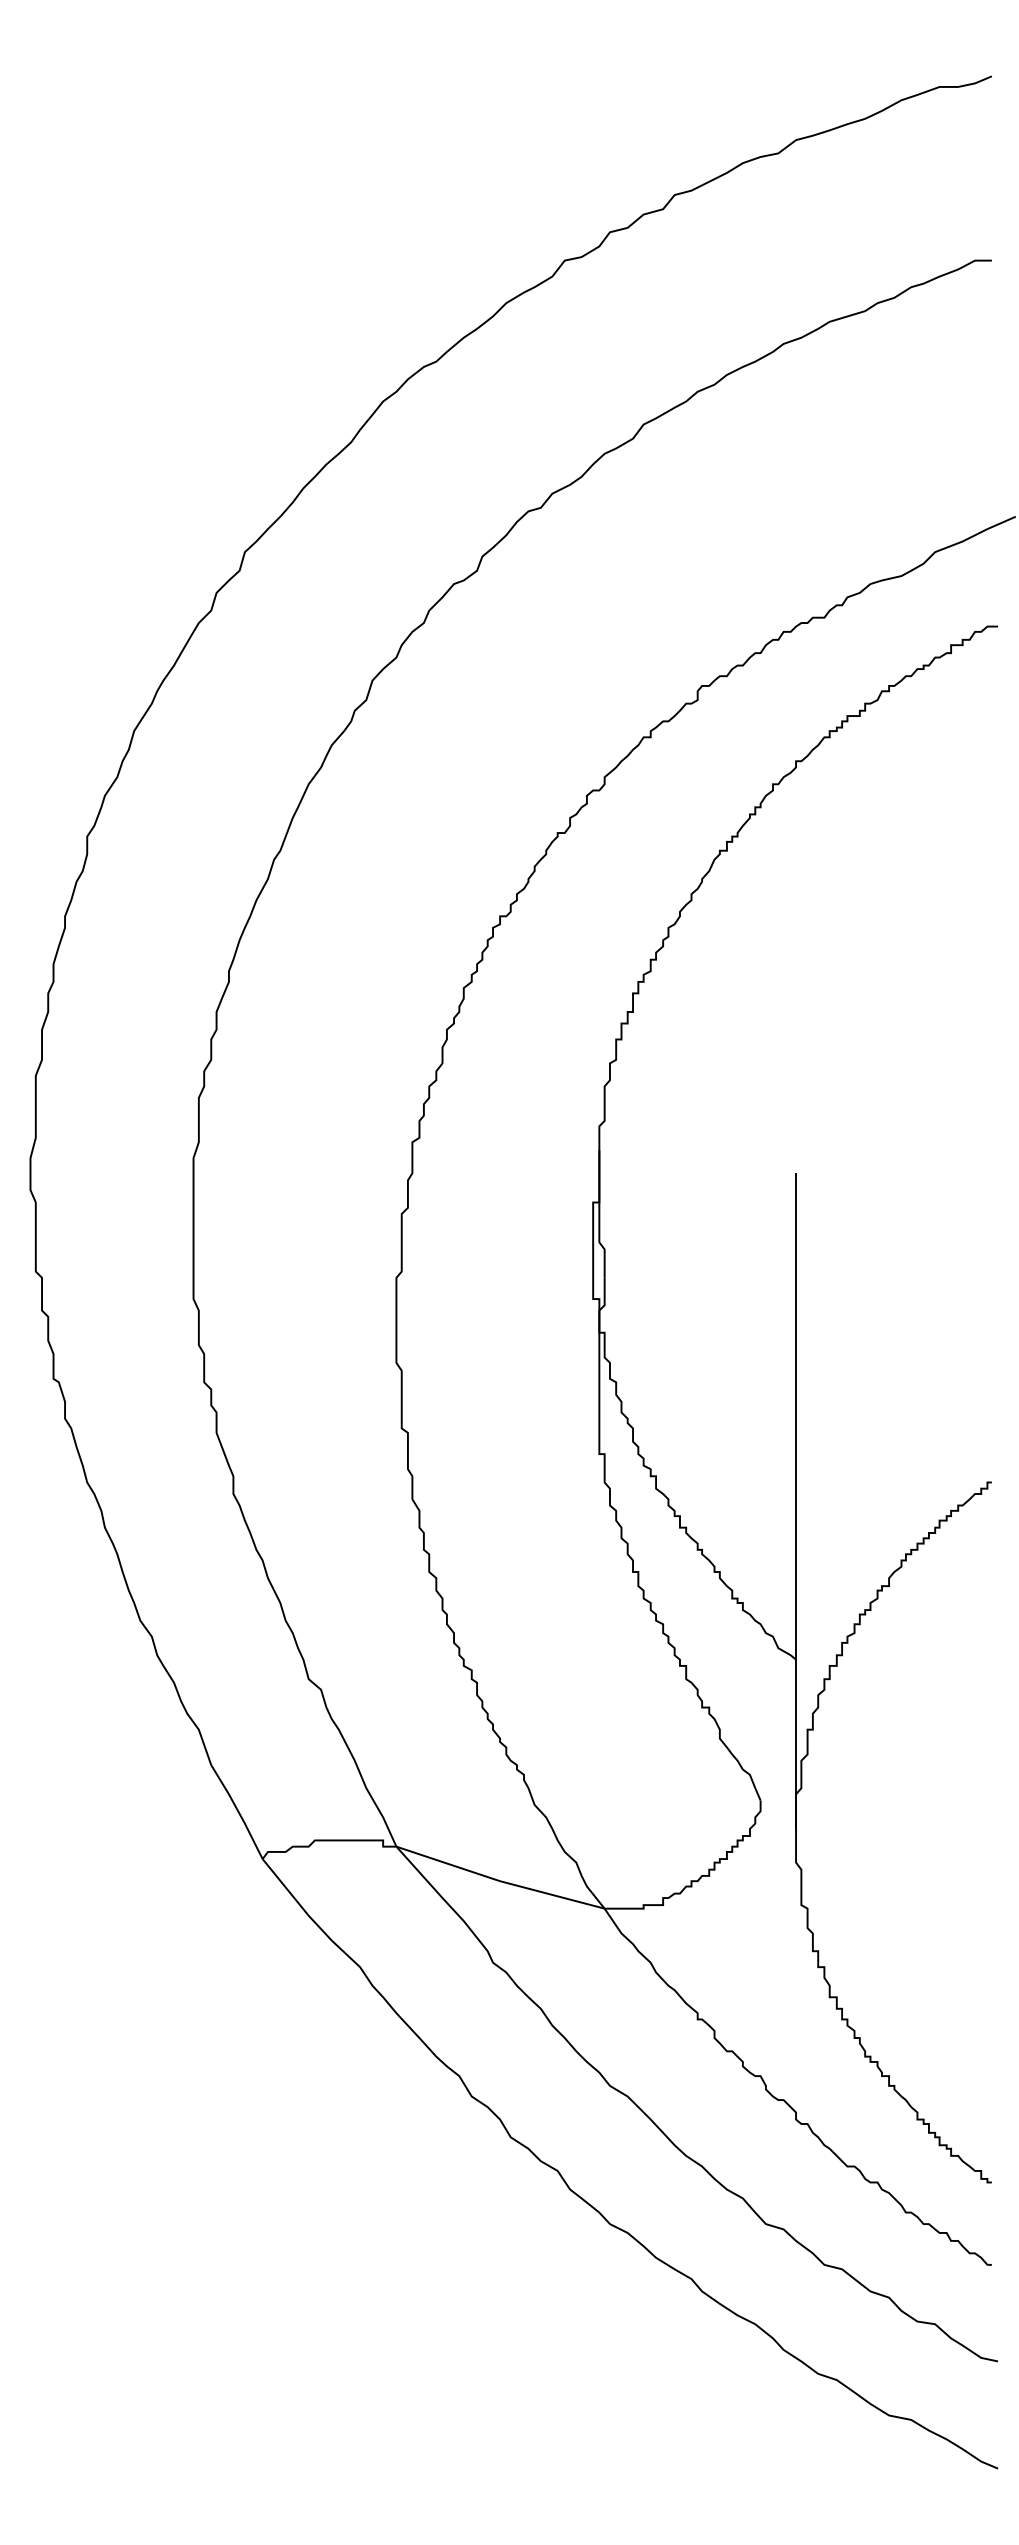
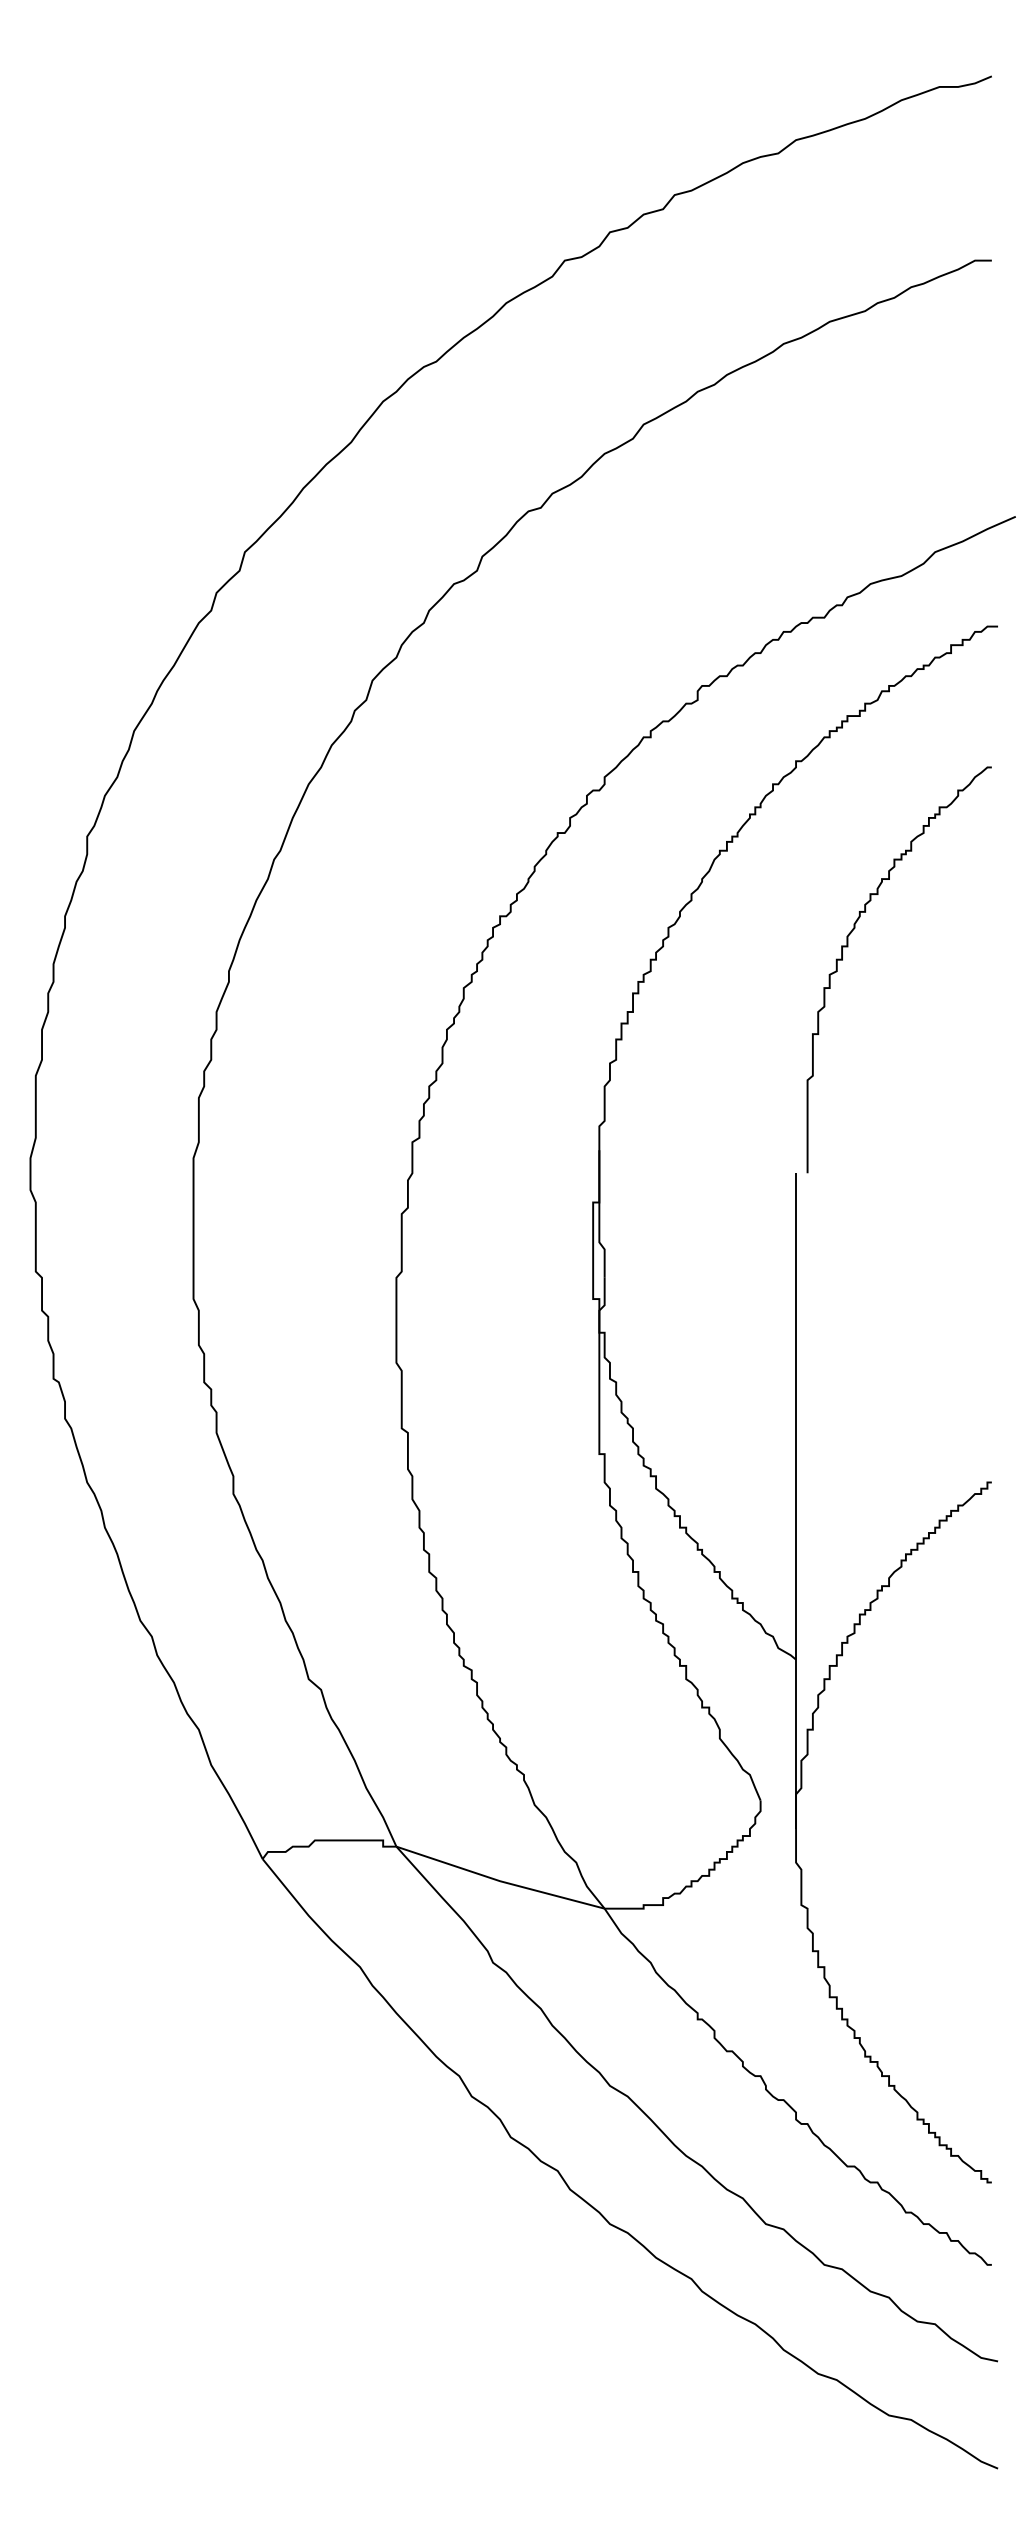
curve: none -> present (848, 947)
